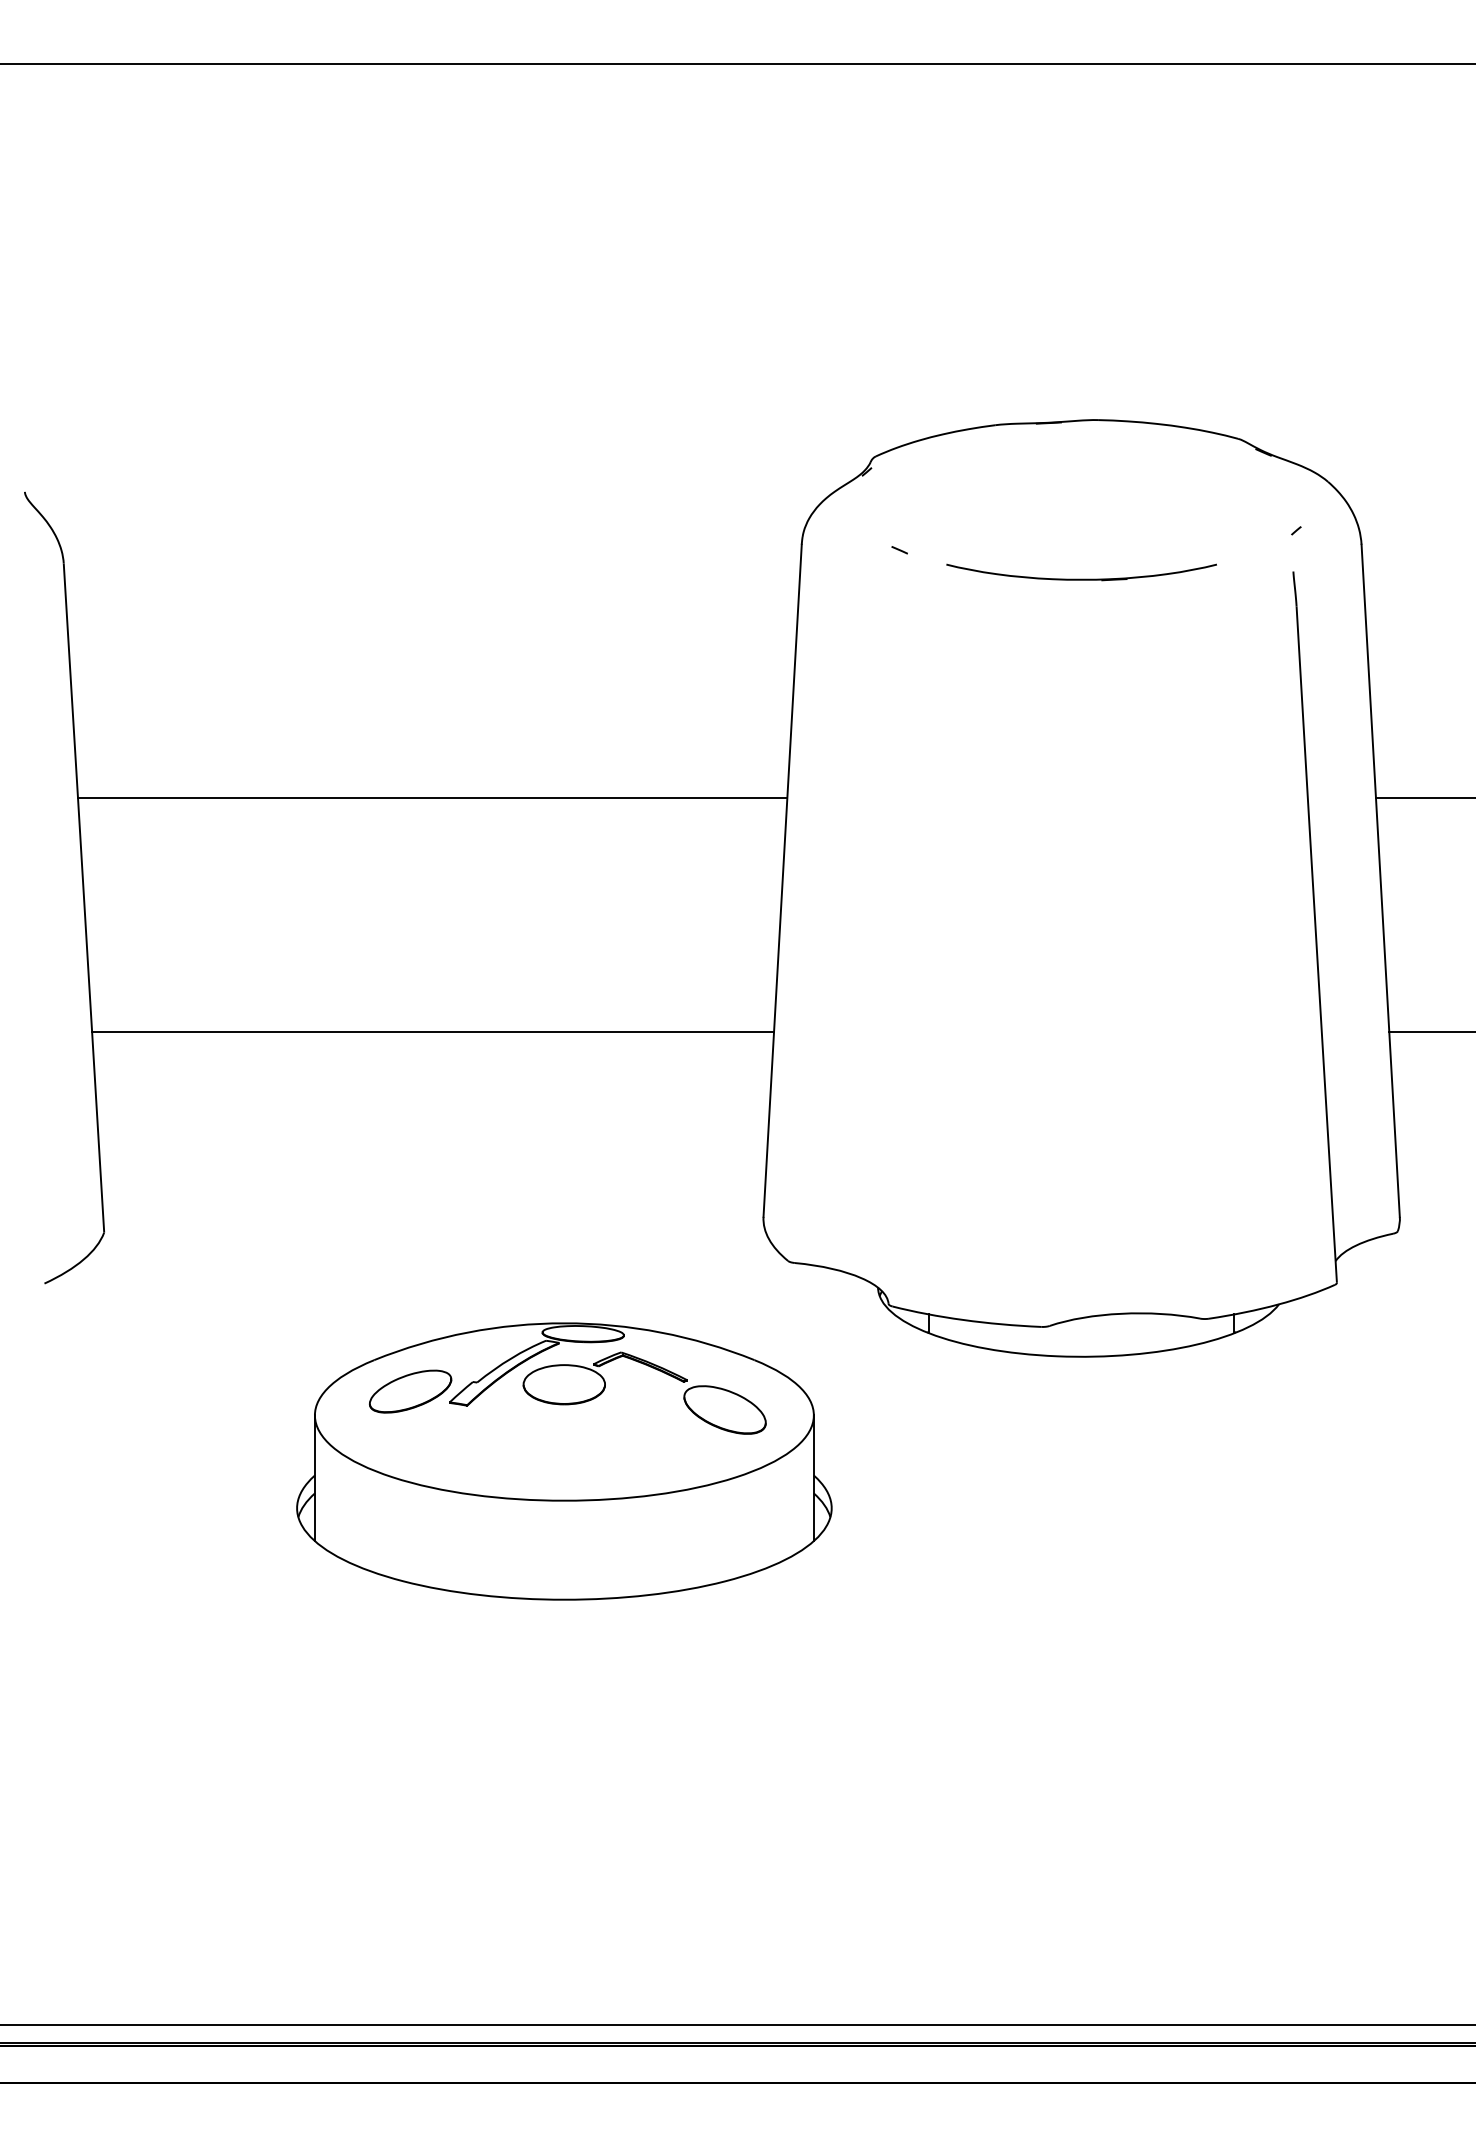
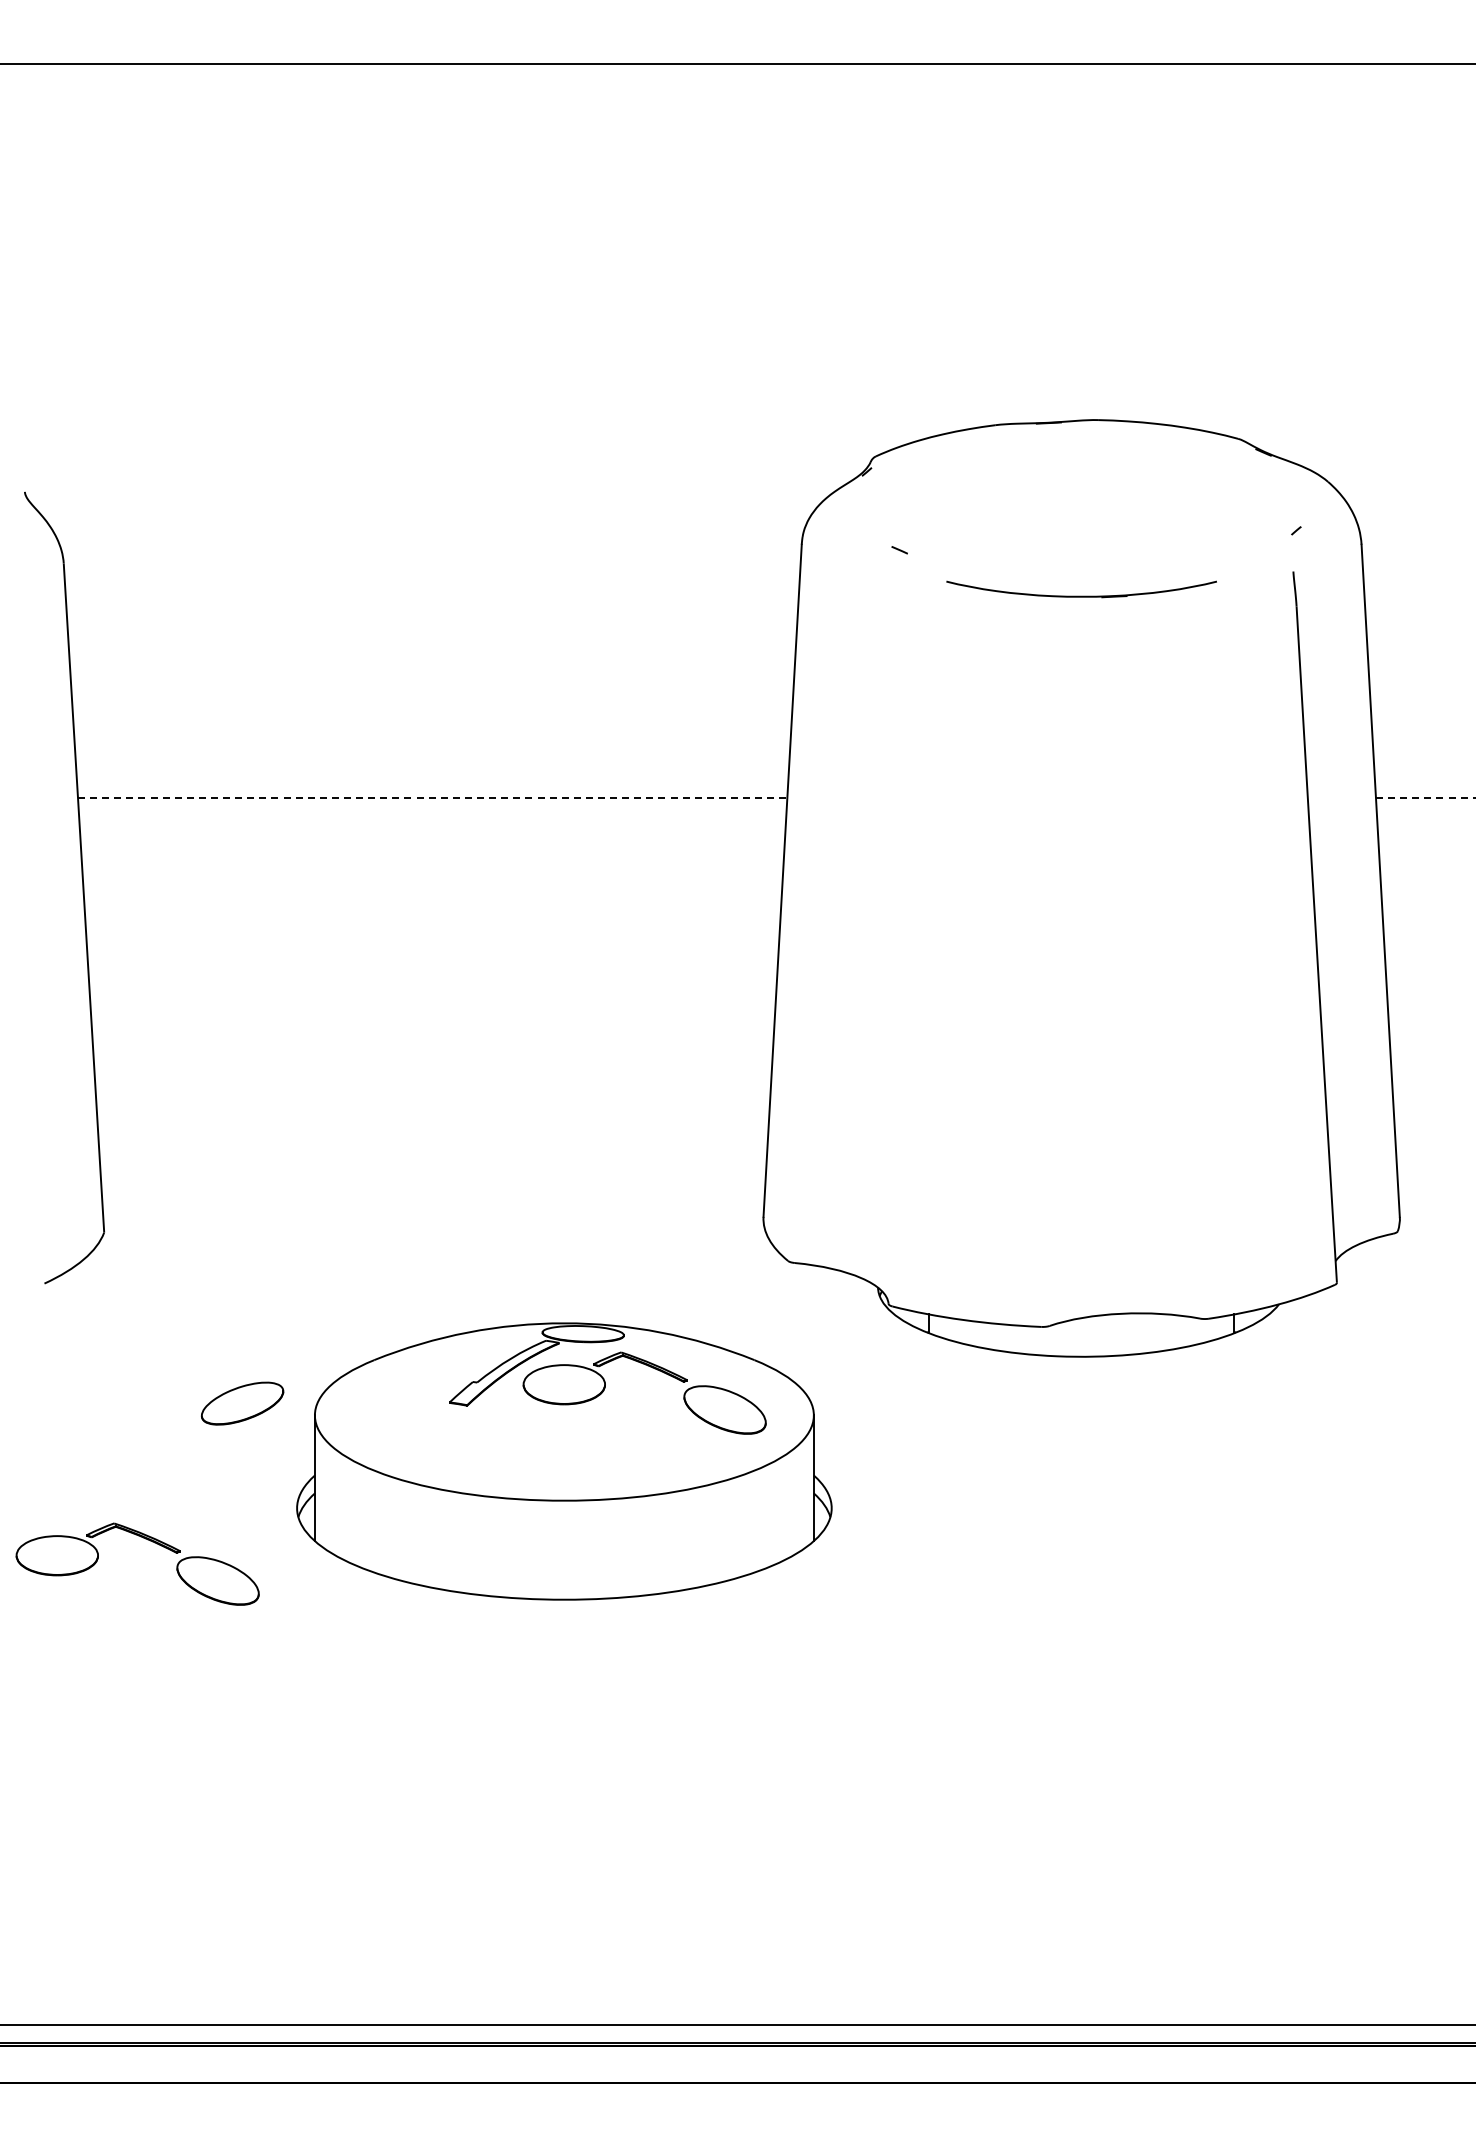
part position: (1081, 572) -> (1081, 589) (1081, 589)
line: solid -> dashed (432, 798)
line: solid -> dashed (1425, 798)
line: present -> none (433, 1032)
line: present -> none (1430, 1032)
part position: (410, 1391) -> (242, 1403) (242, 1403)
part: none -> present (147, 1540)
